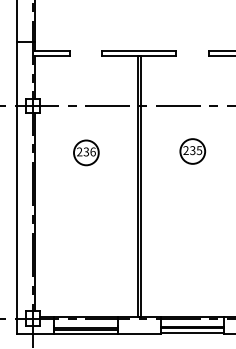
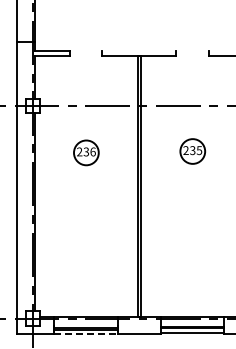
line: present -> none (139, 51)
line: present -> none (220, 51)
line: solid -> dashed (86, 334)
